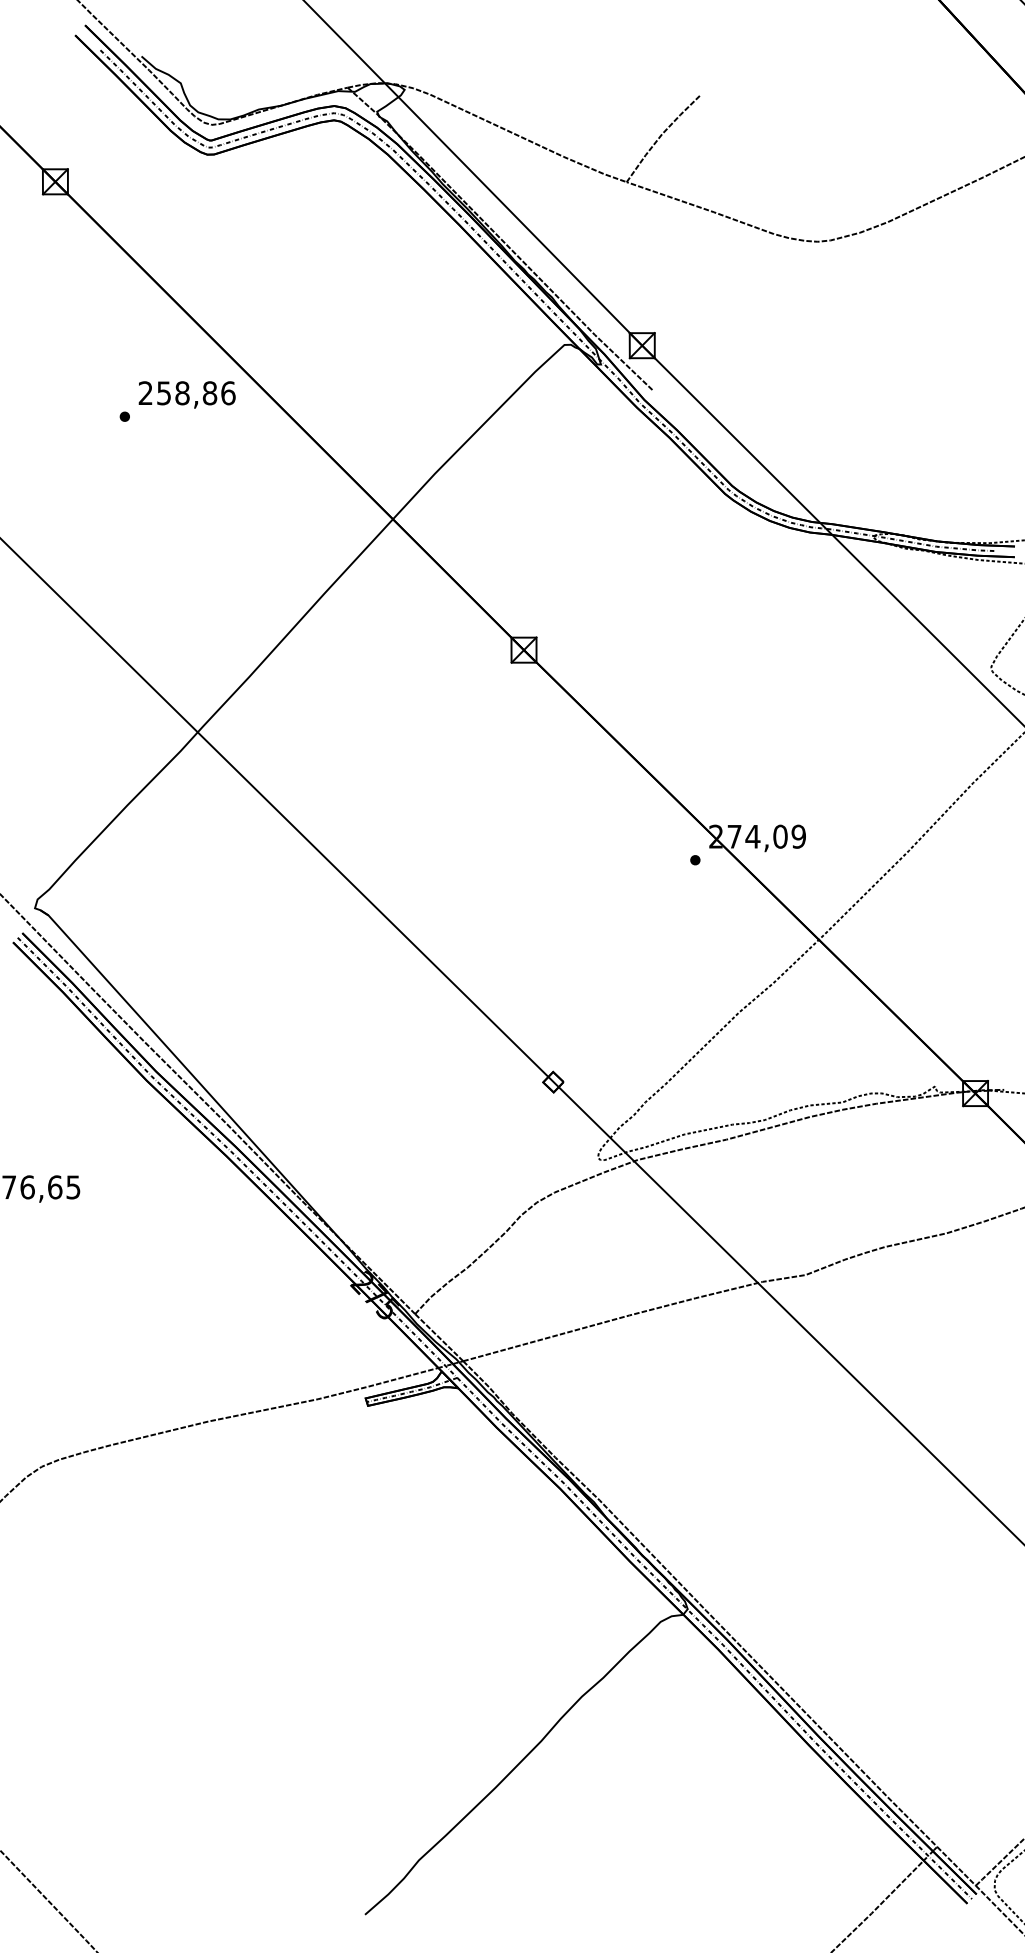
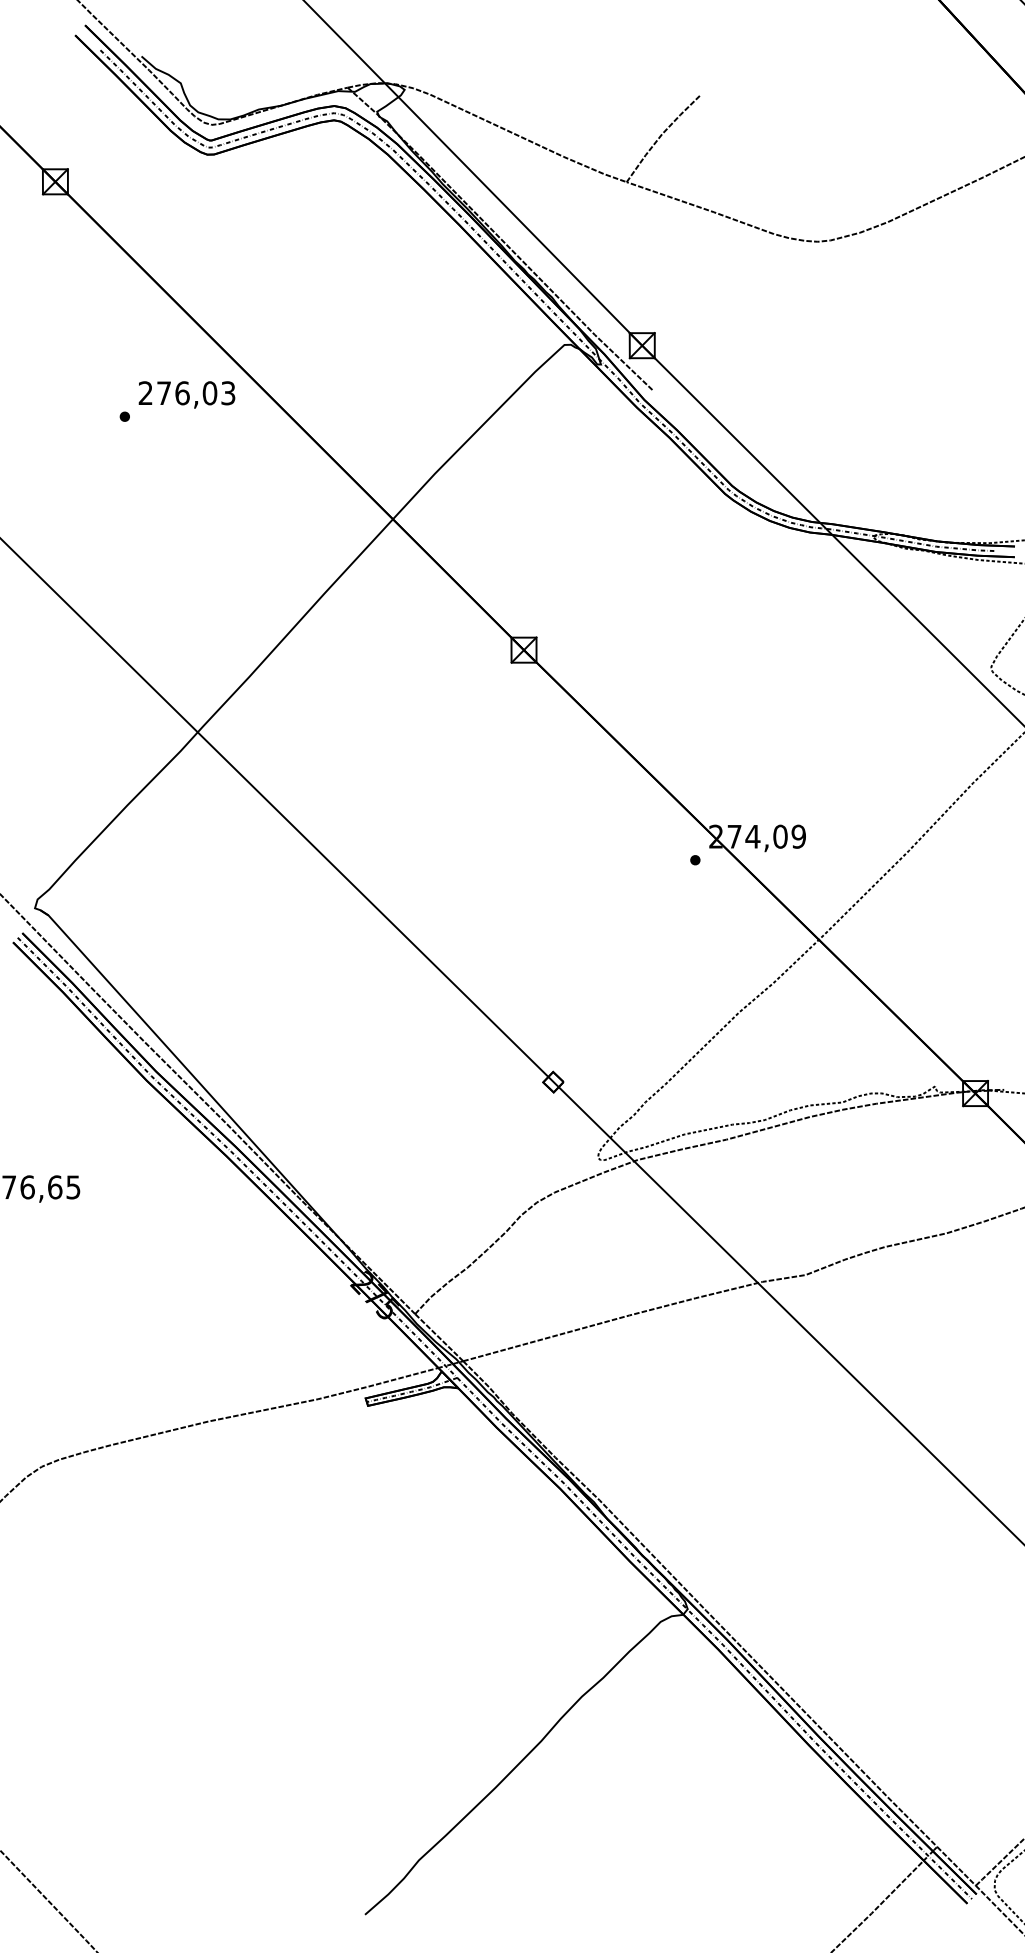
text: 258,86 -> 276,03 (196, 393)
